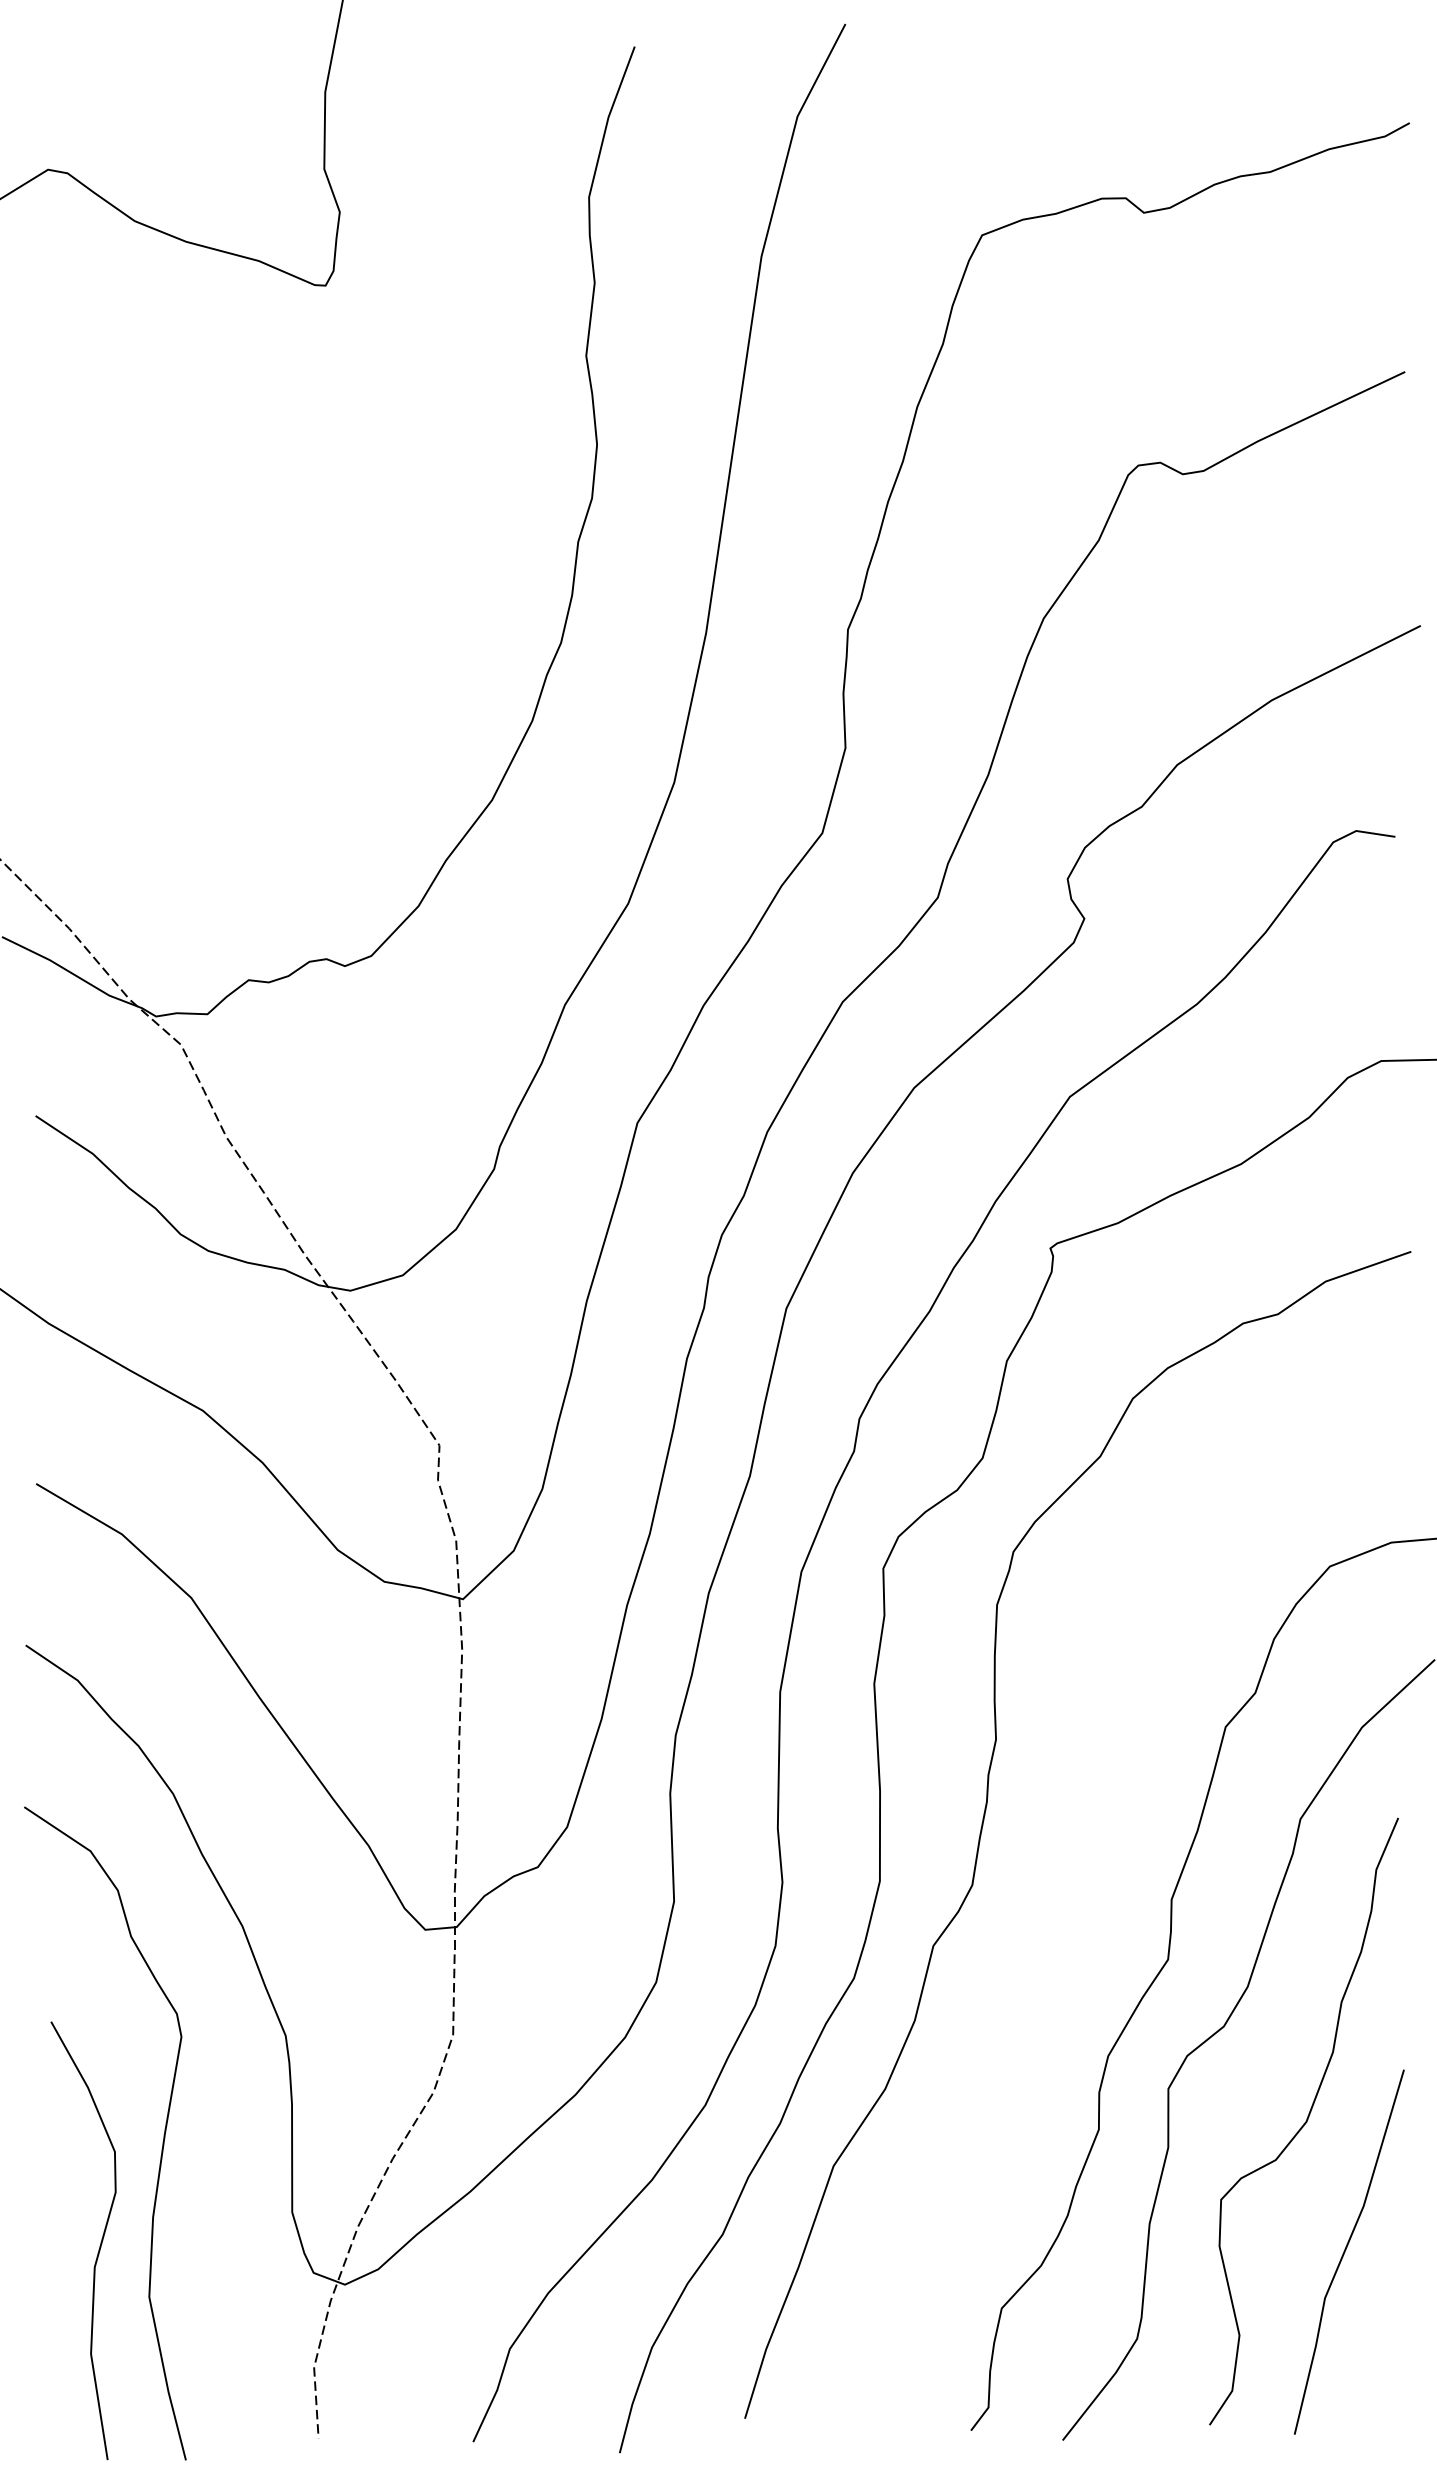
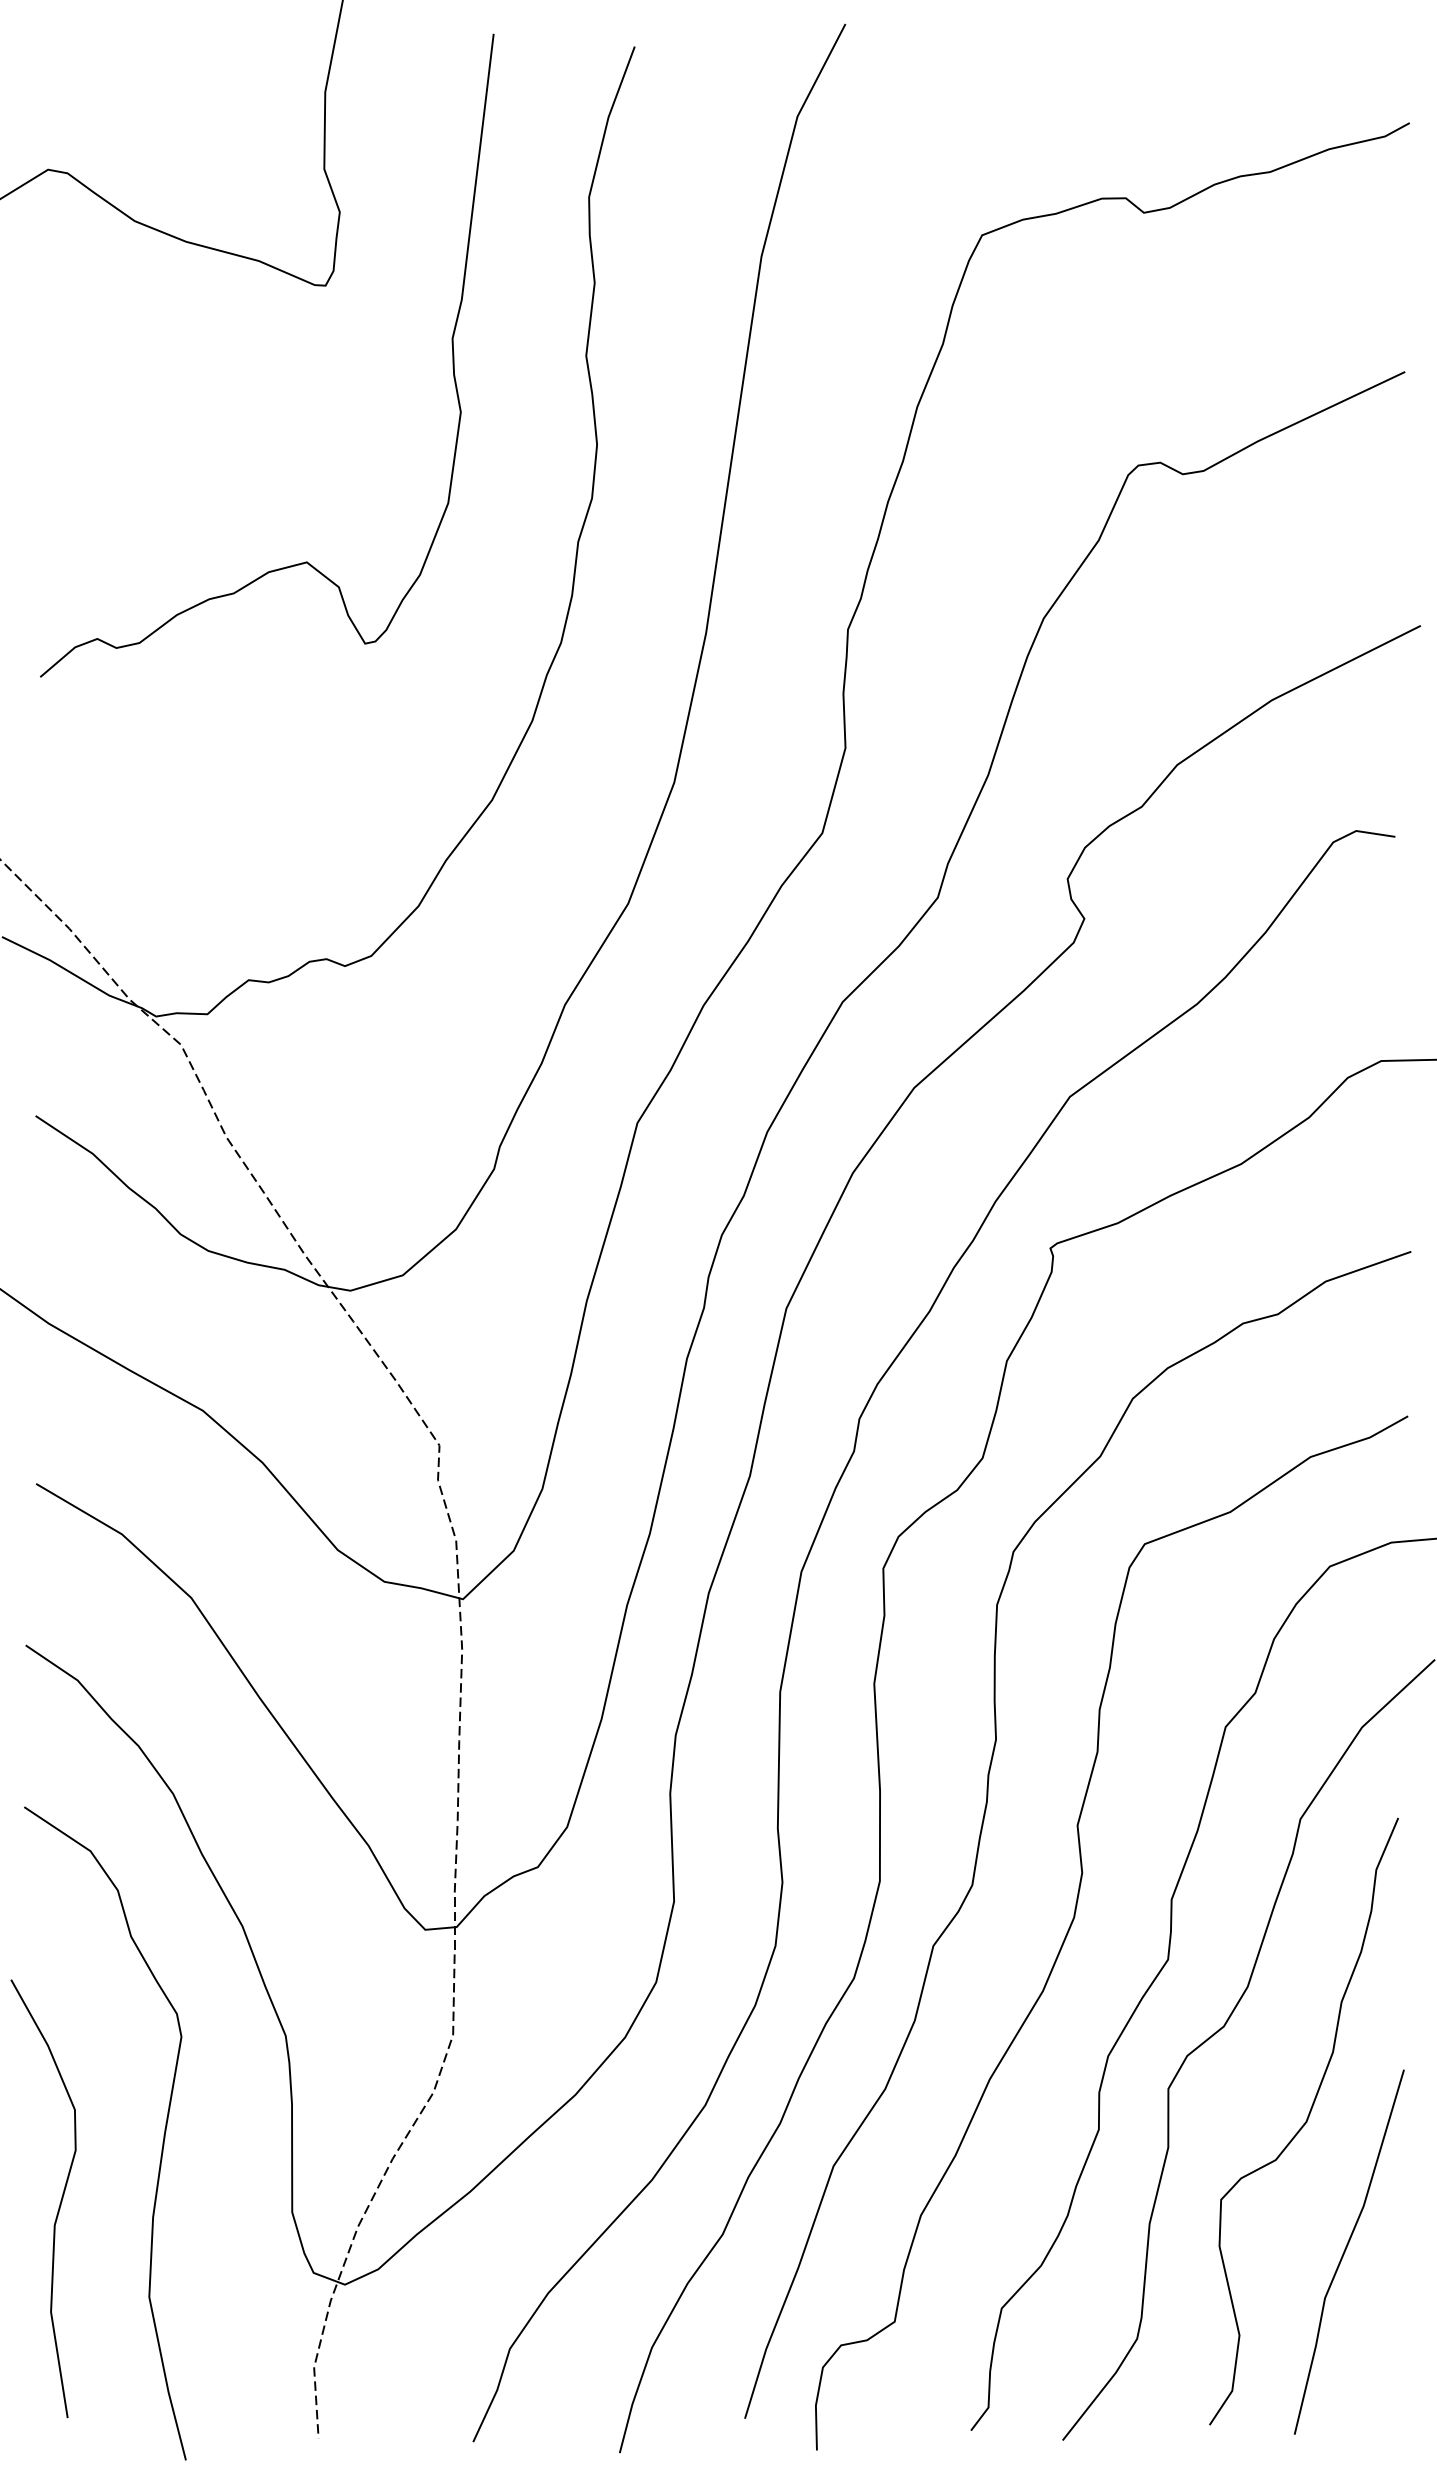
part: none -> present (451, 344)
curve: none -> present (1075, 1917)
curve position: (99, 2245) -> (59, 2203) (59, 2203)
